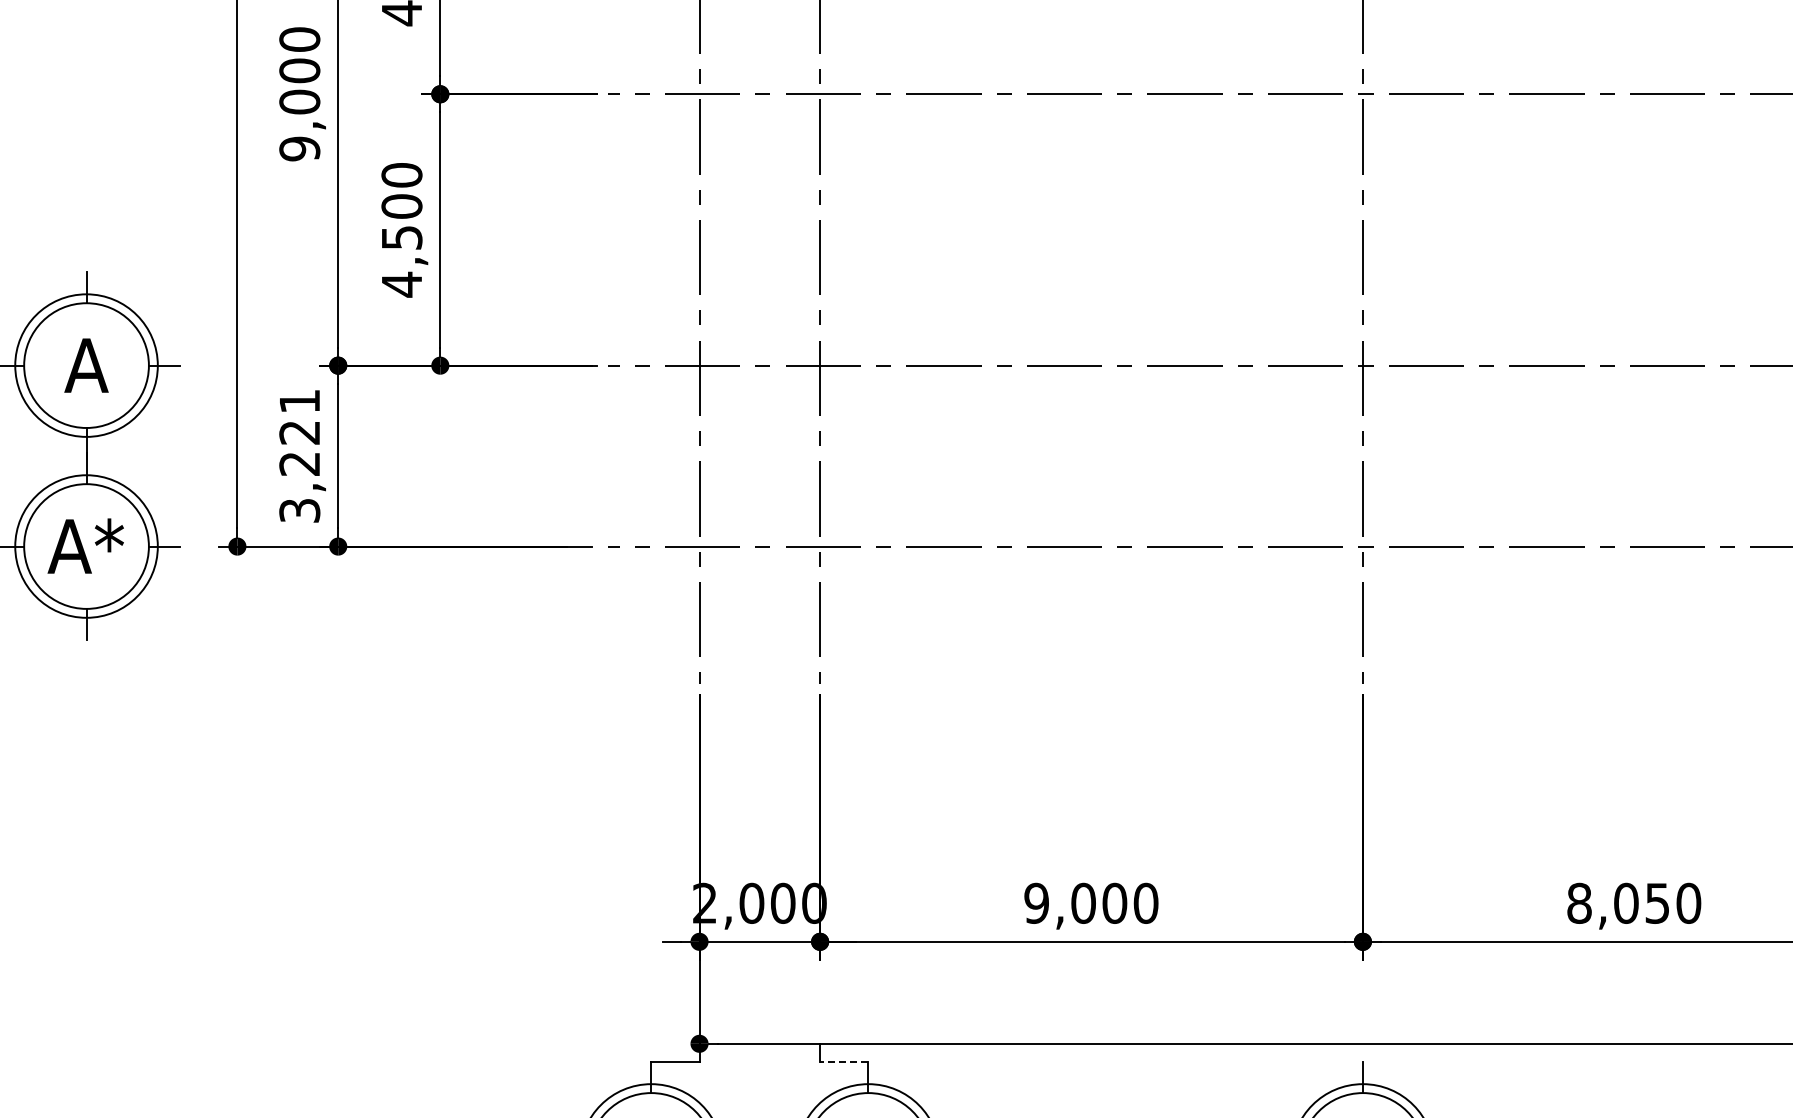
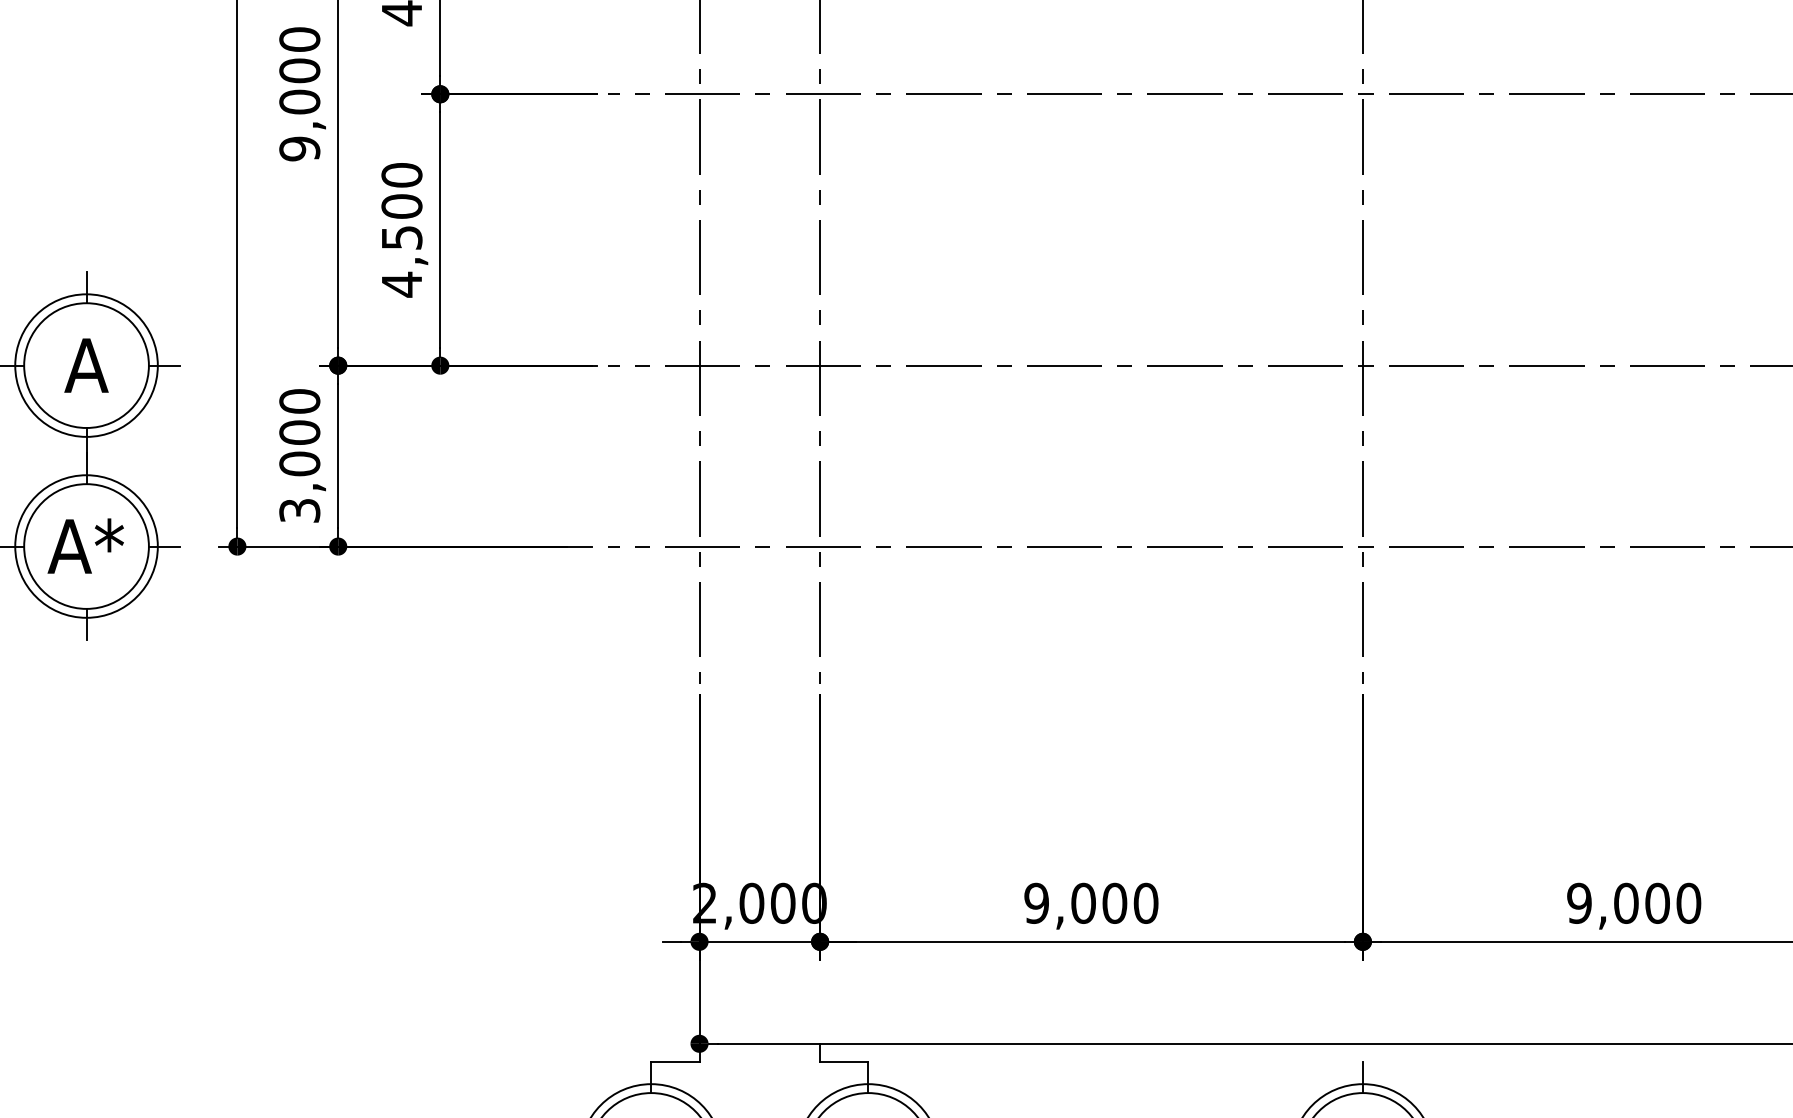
text: 3,221 -> 3,000 (299, 432)
text: 8,050 -> 9,000 (1618, 902)
line: dashed -> solid (843, 1061)
